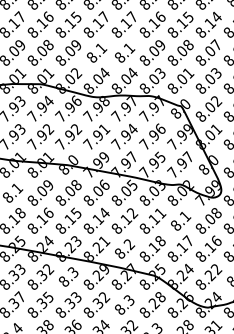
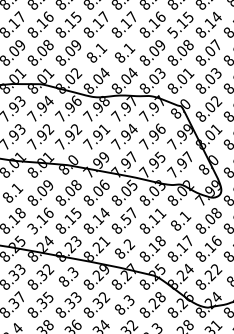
text: 8.15 -> 5.15 (172, 32)
text: 8.12 -> 8.57 (129, 216)
text: 8.16 -> 3.16 (32, 228)
